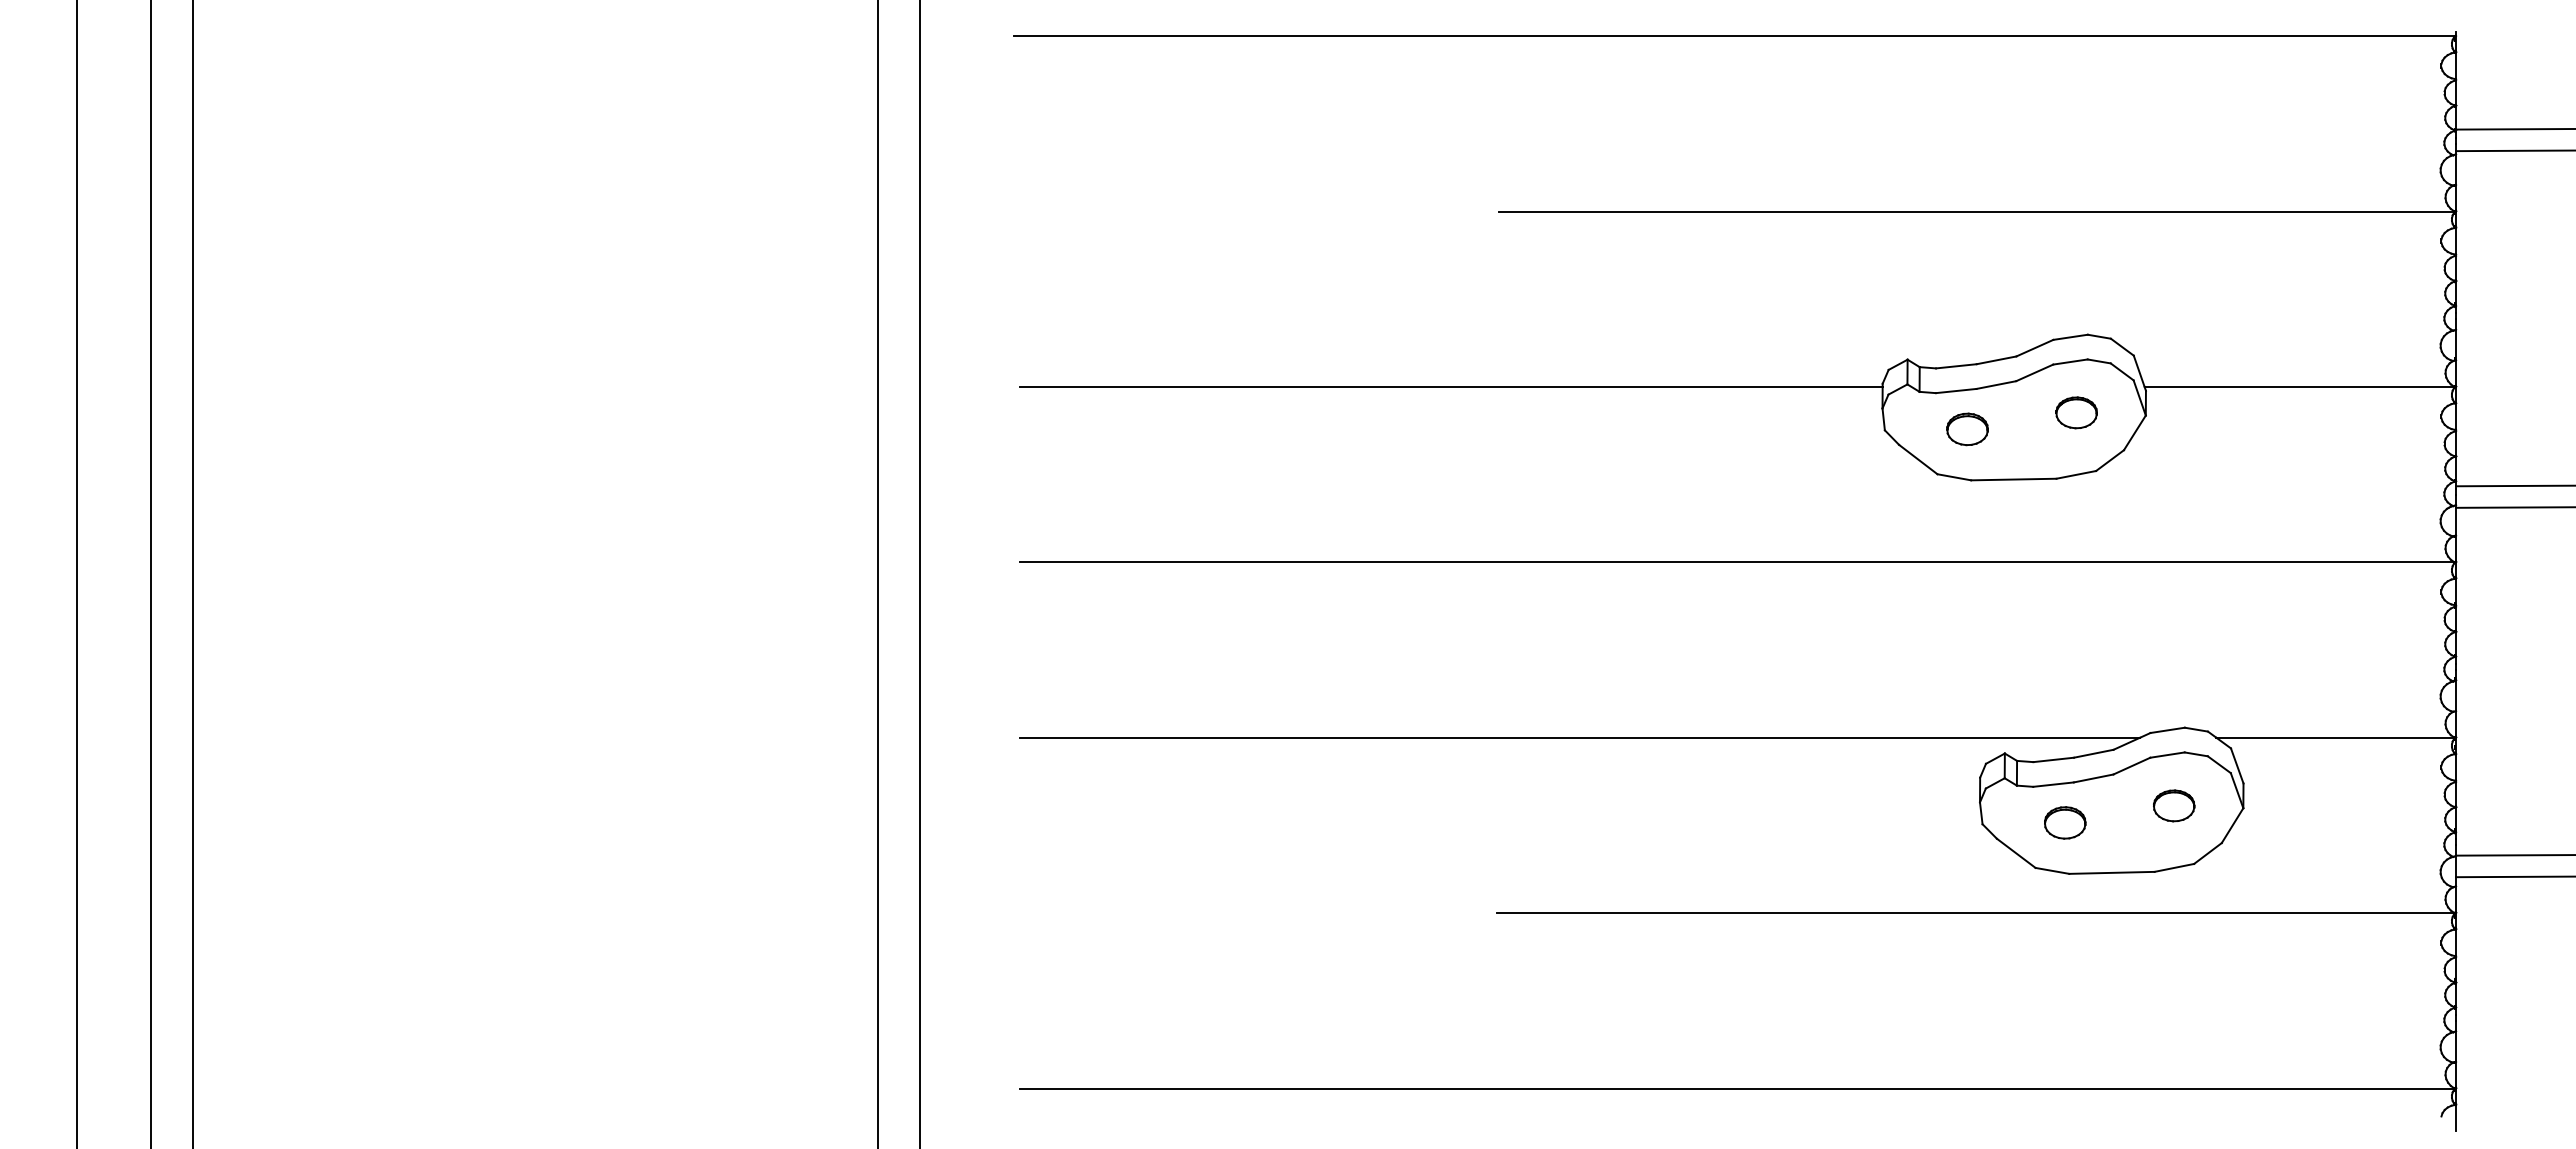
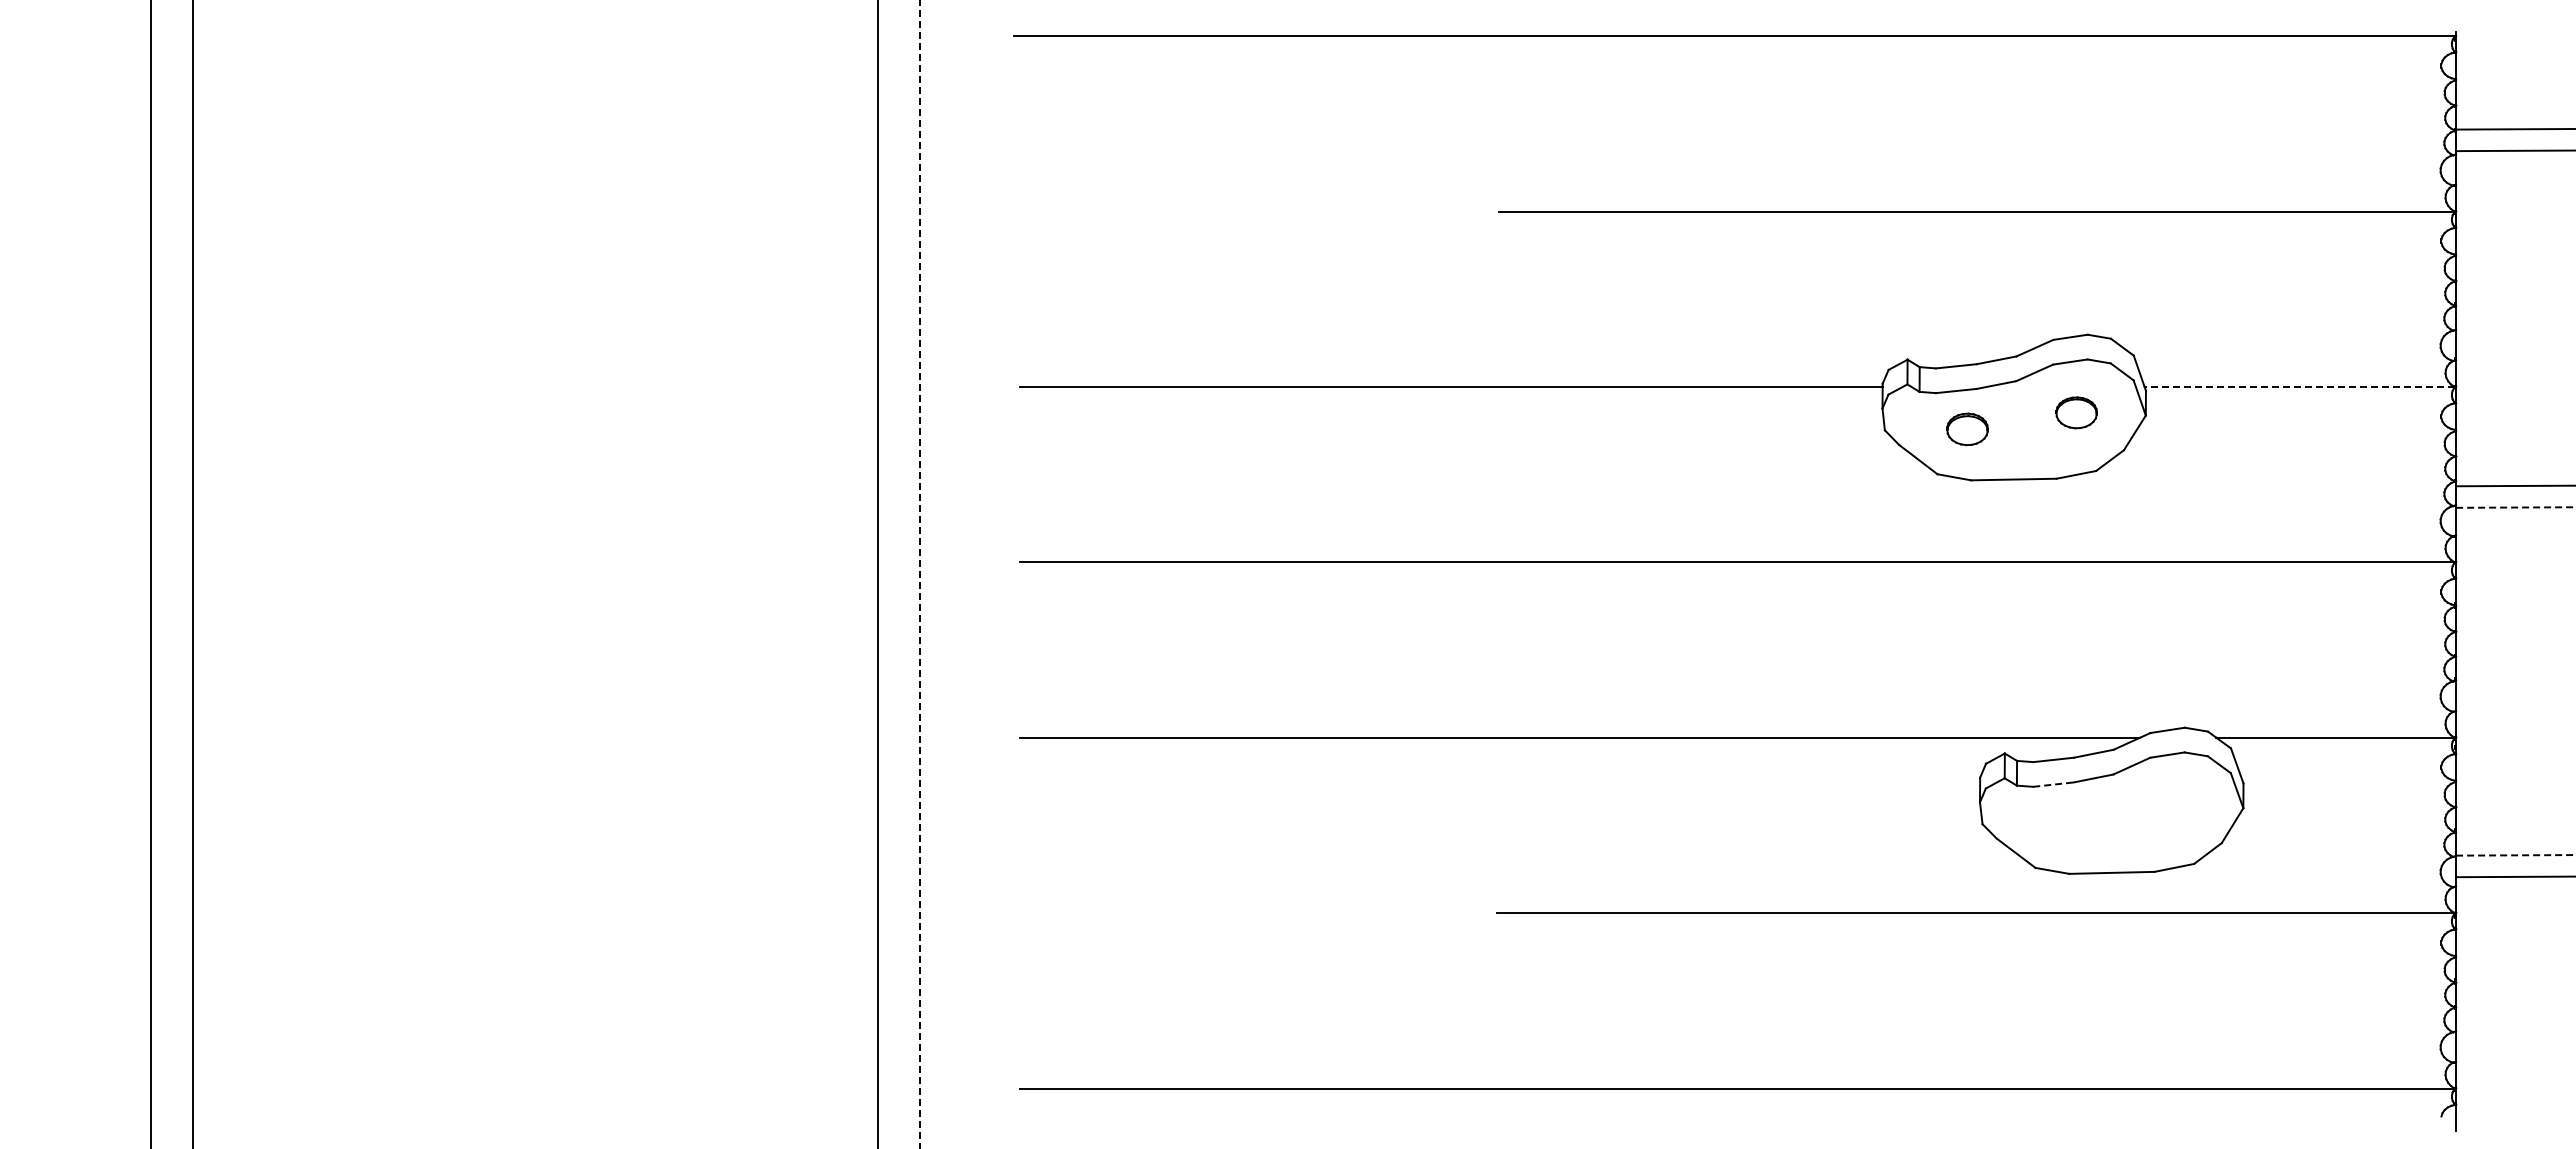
line: solid -> dashed (2299, 387)
line: solid -> dashed (2516, 507)
line: present -> none (77, 573)
line: solid -> dashed (919, 574)
line: solid -> dashed (2054, 784)
part: present -> none (2174, 805)
part: present -> none (2065, 822)
line: solid -> dashed (2516, 855)
